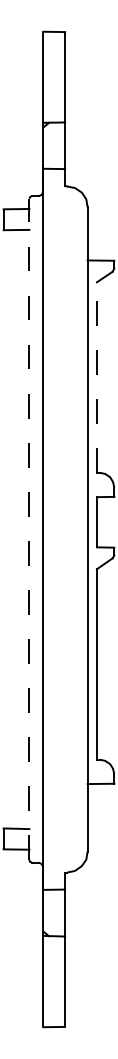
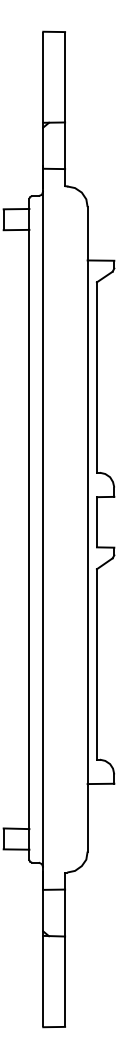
line: dashed -> solid (96, 377)
line: dashed -> solid (29, 529)
